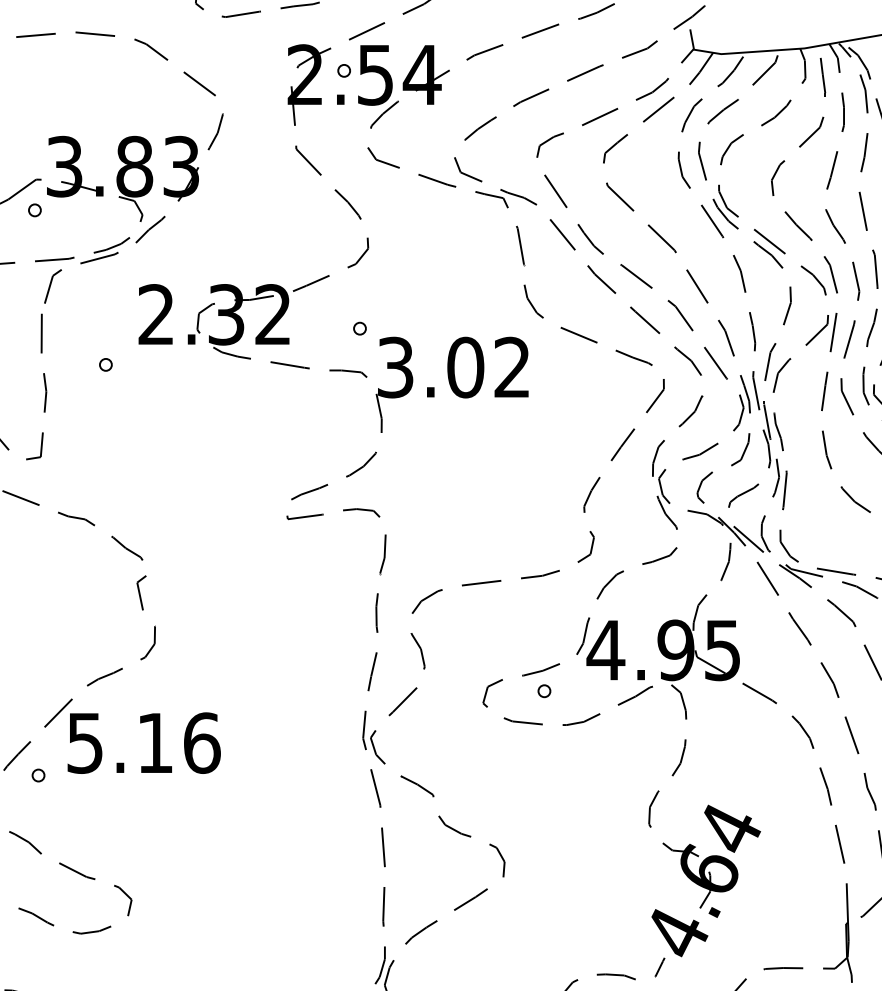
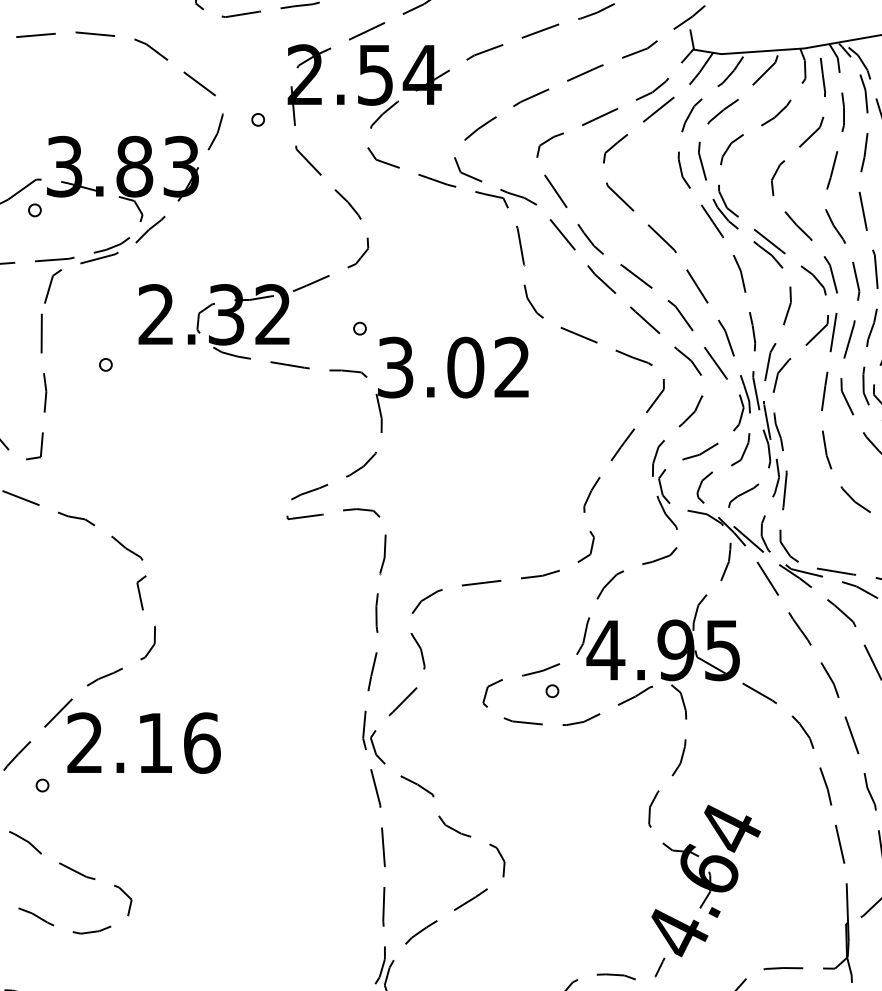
part position: (343, 70) -> (257, 119) (257, 119)
part position: (544, 691) -> (552, 691) (552, 691)
text: 5.16 -> 2.16 (84, 742)
part position: (38, 775) -> (42, 785) (42, 785)
